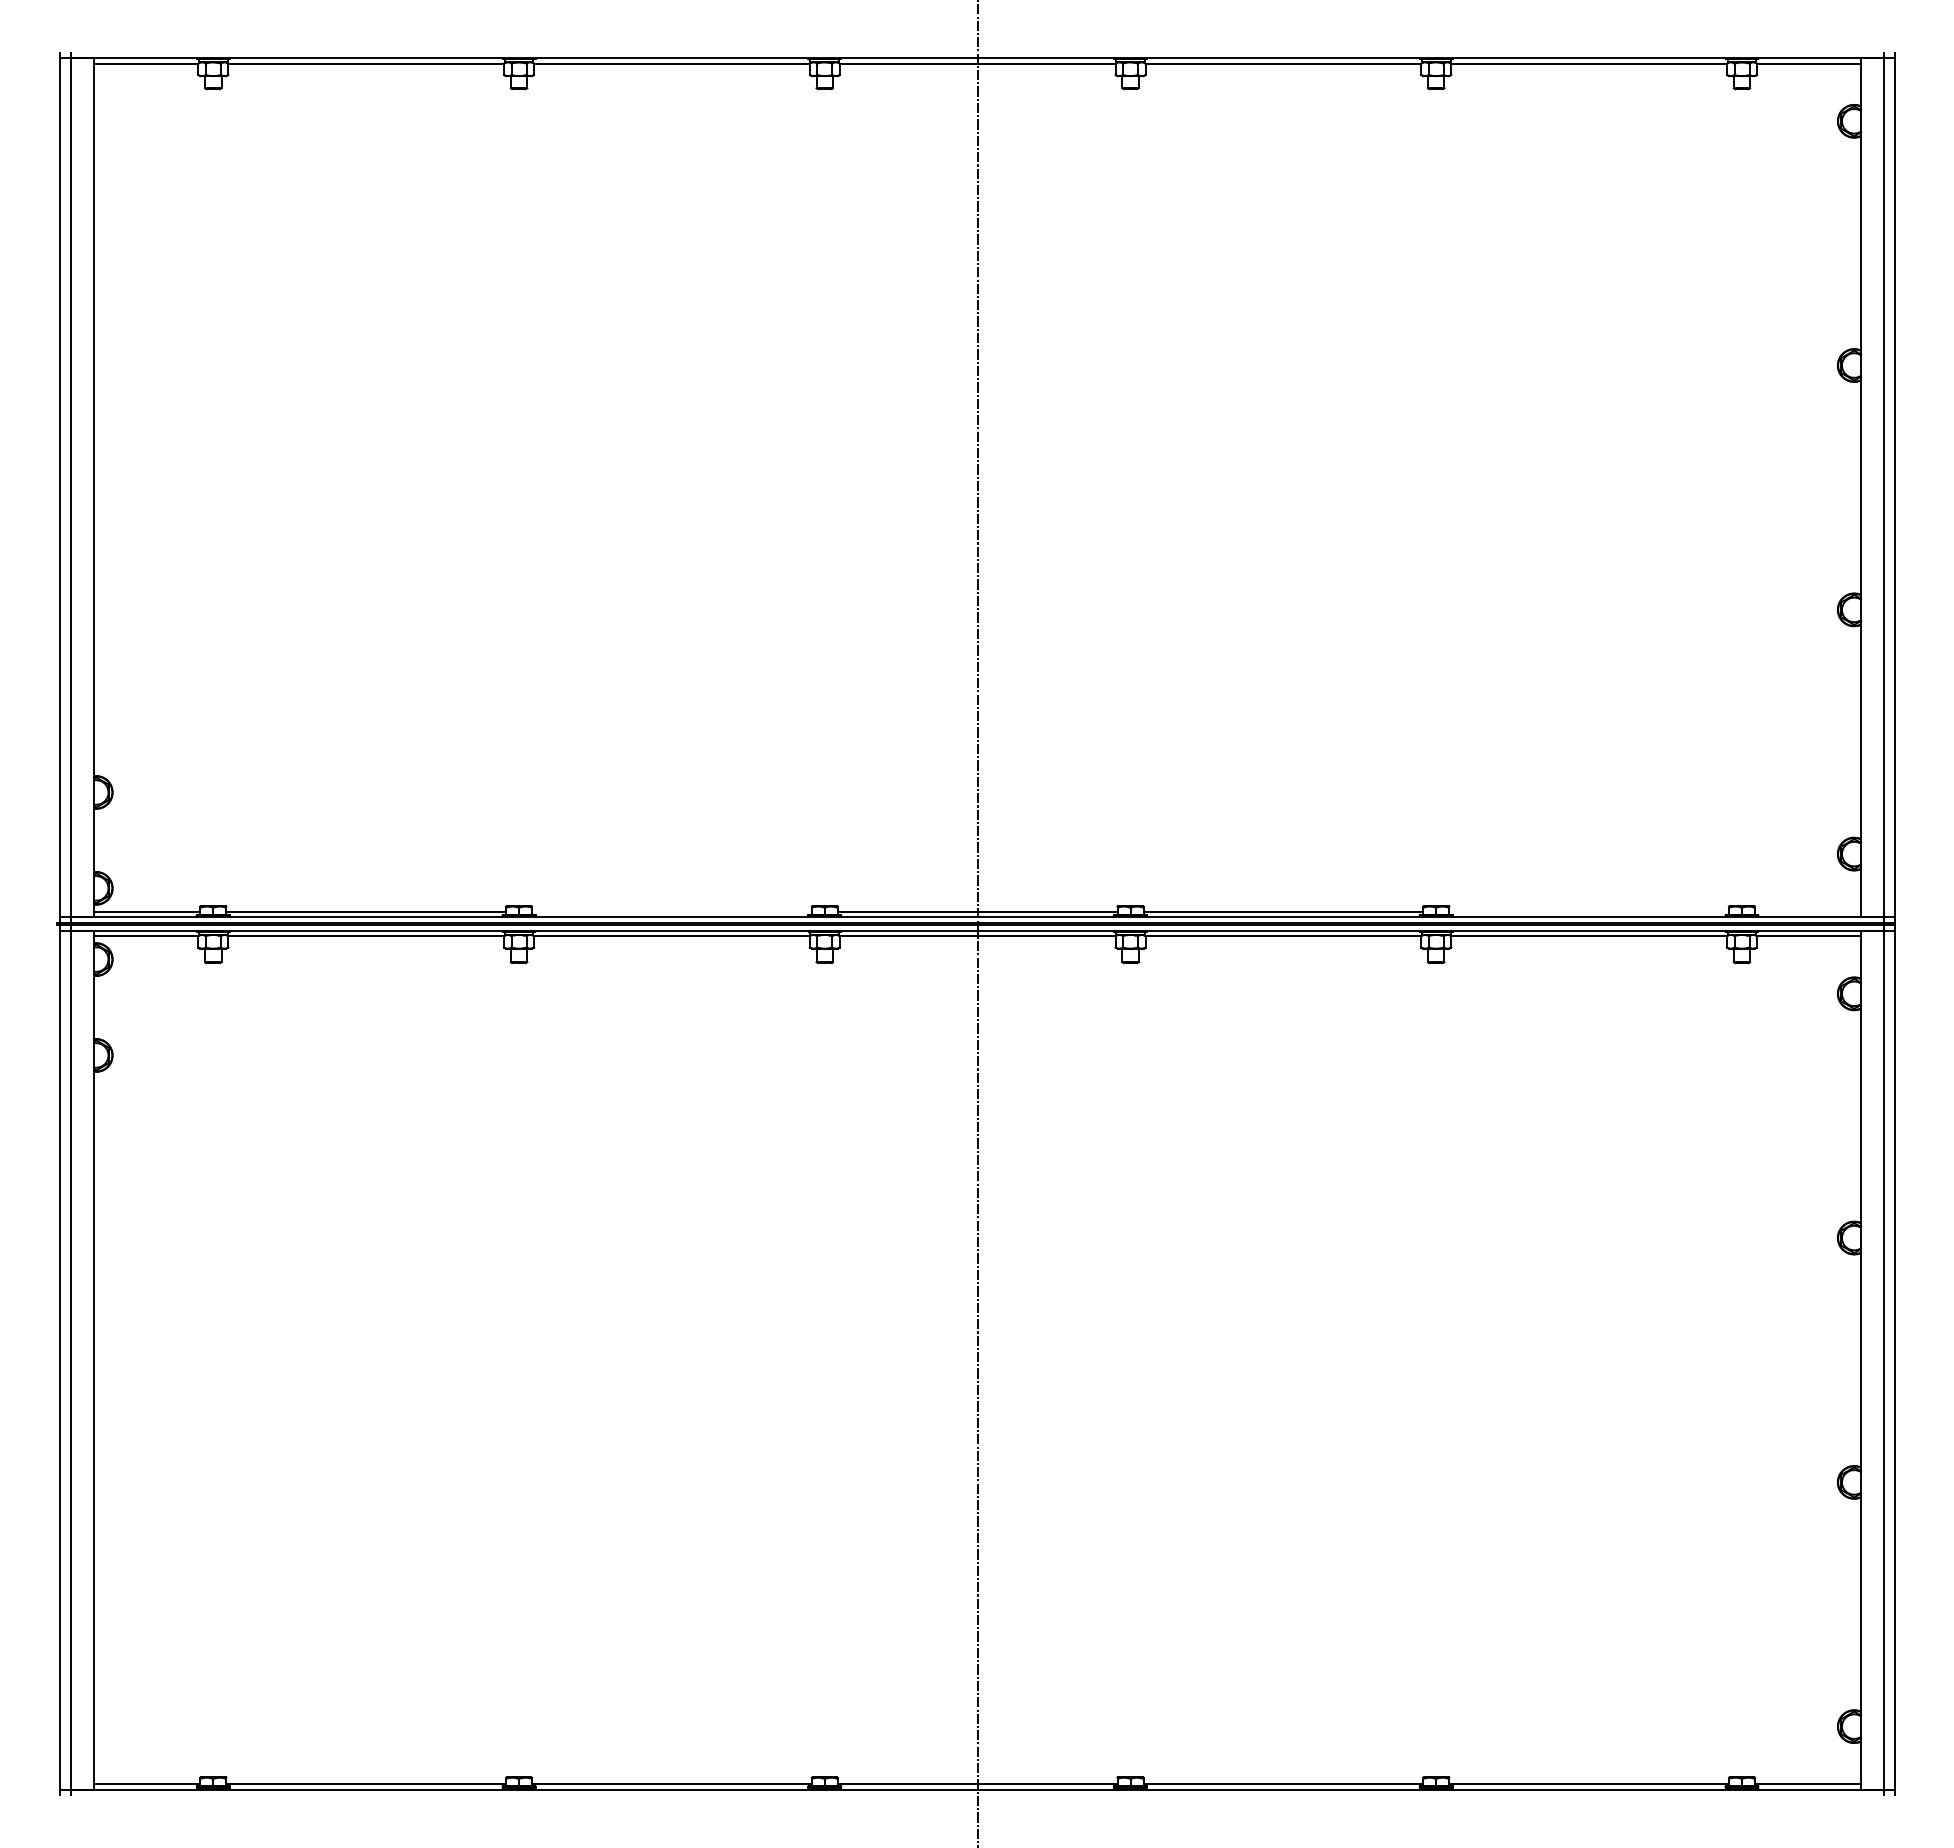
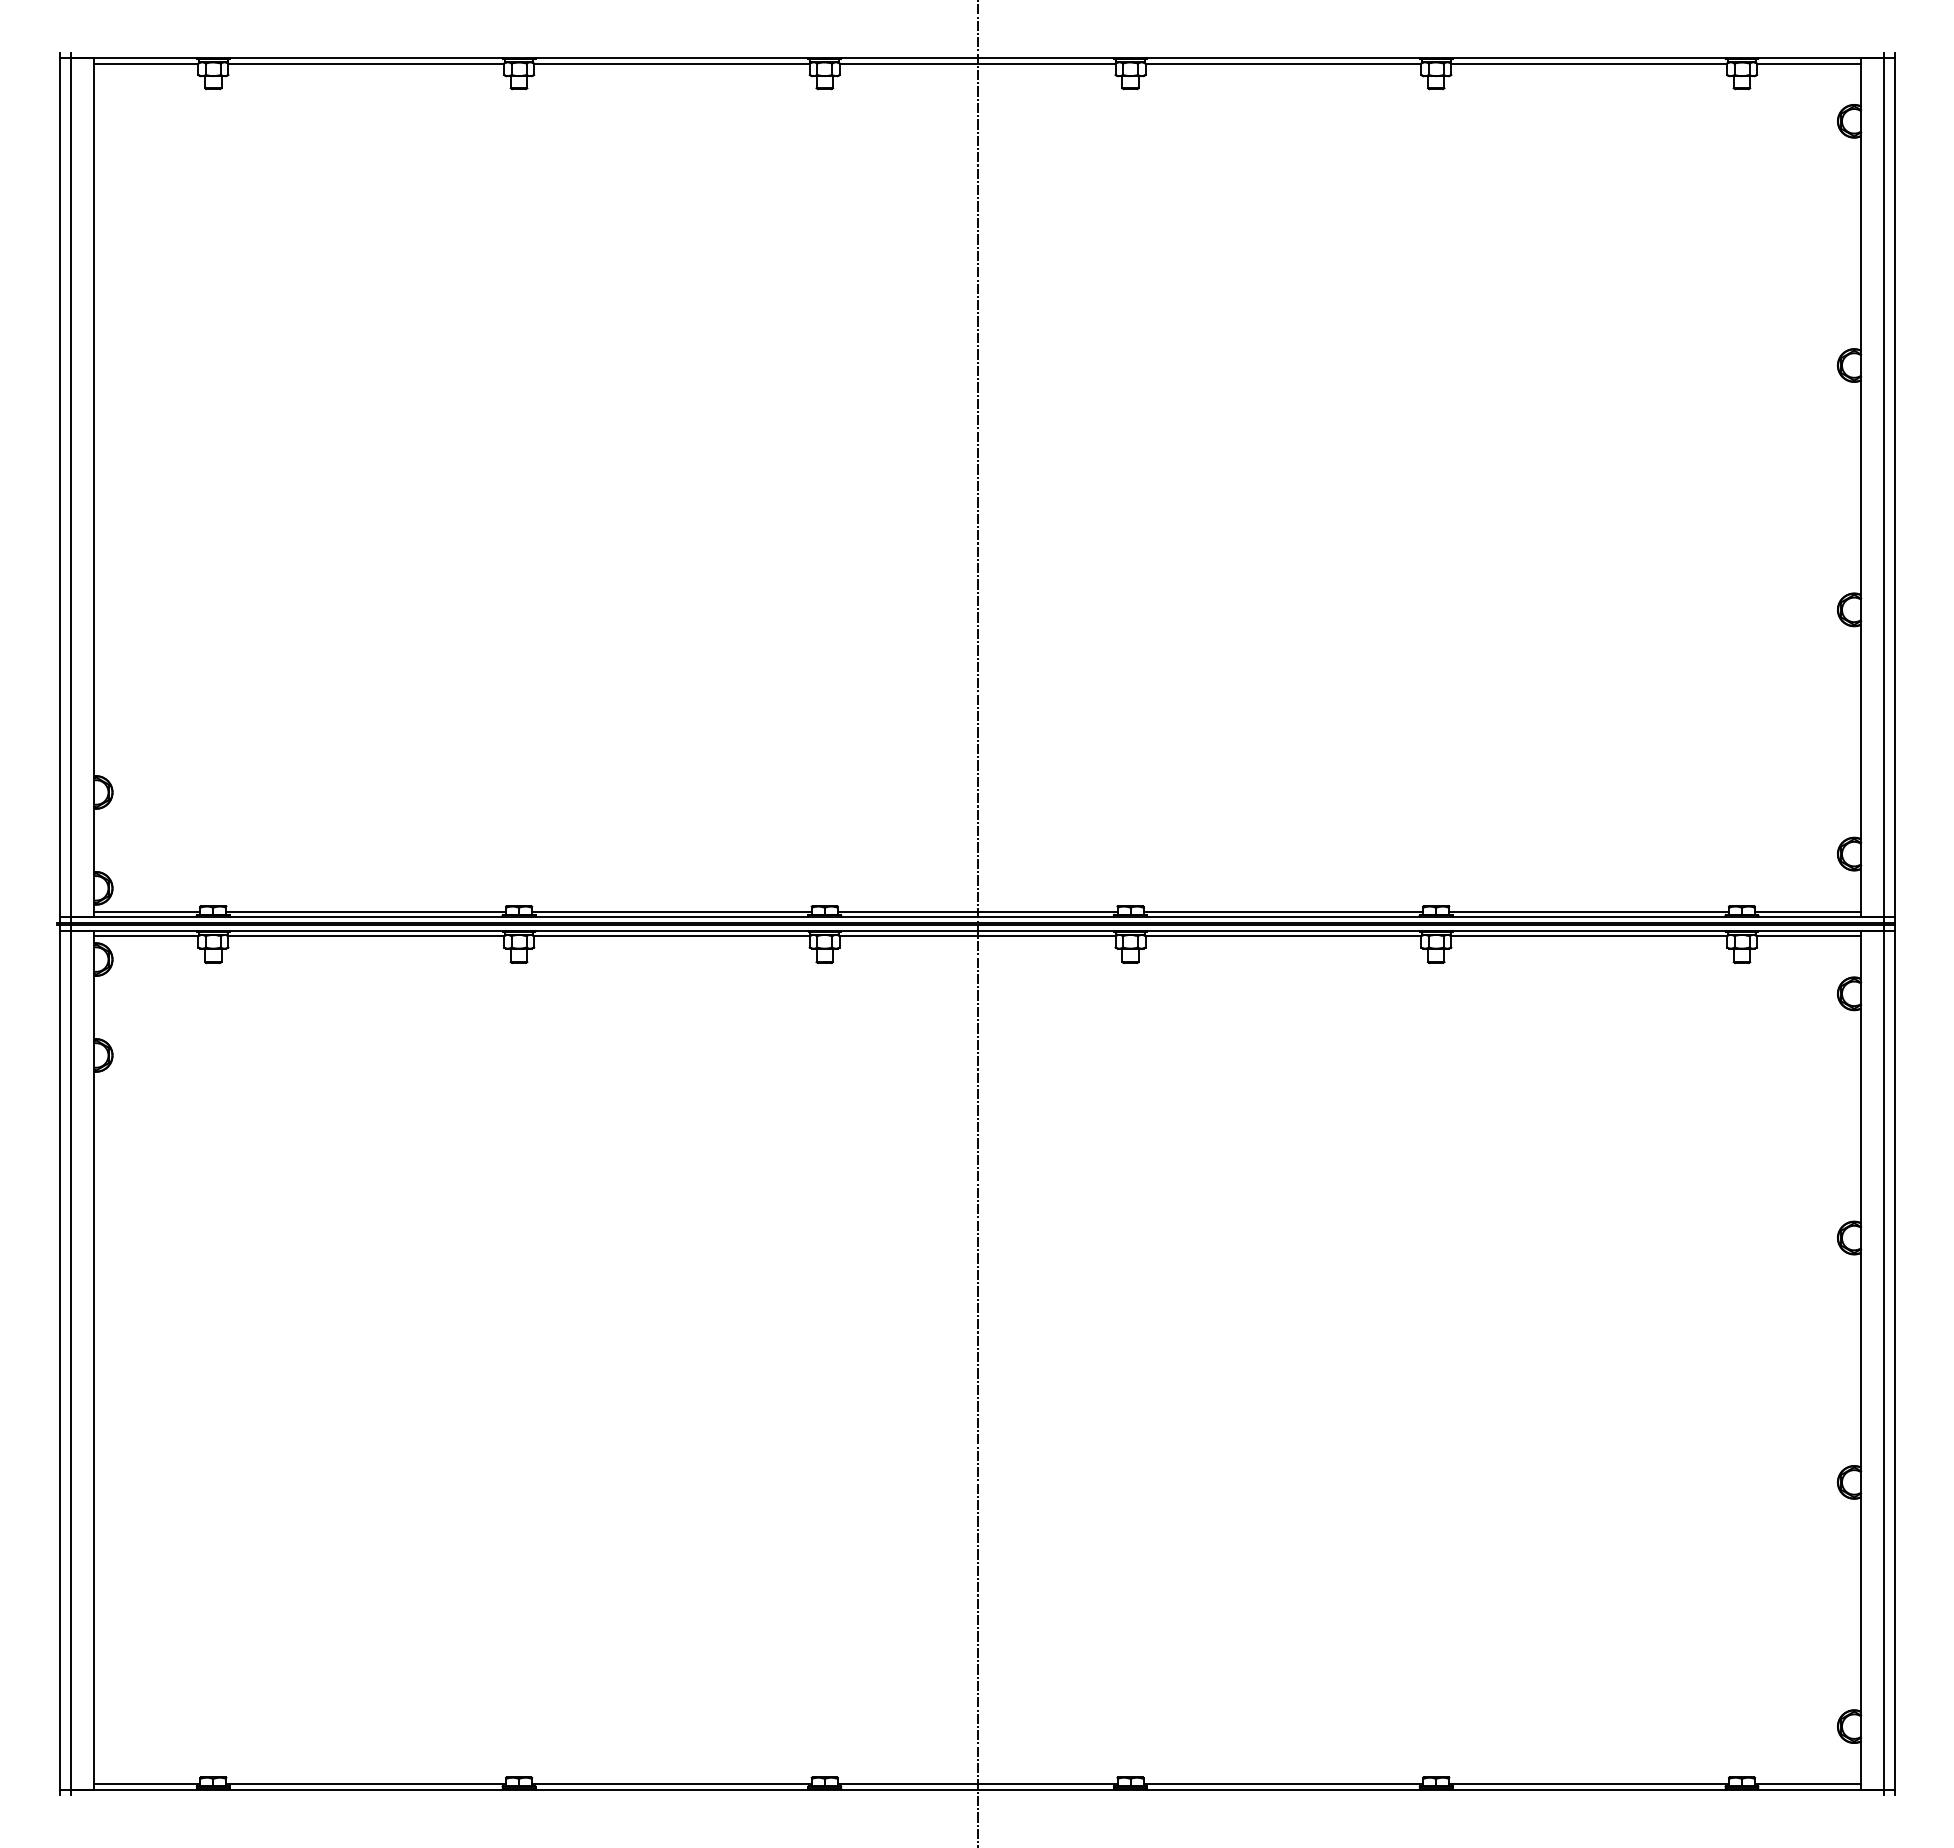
line: none -> present (671, 911)
line: none -> present (1588, 911)
line: none -> present (1807, 911)
